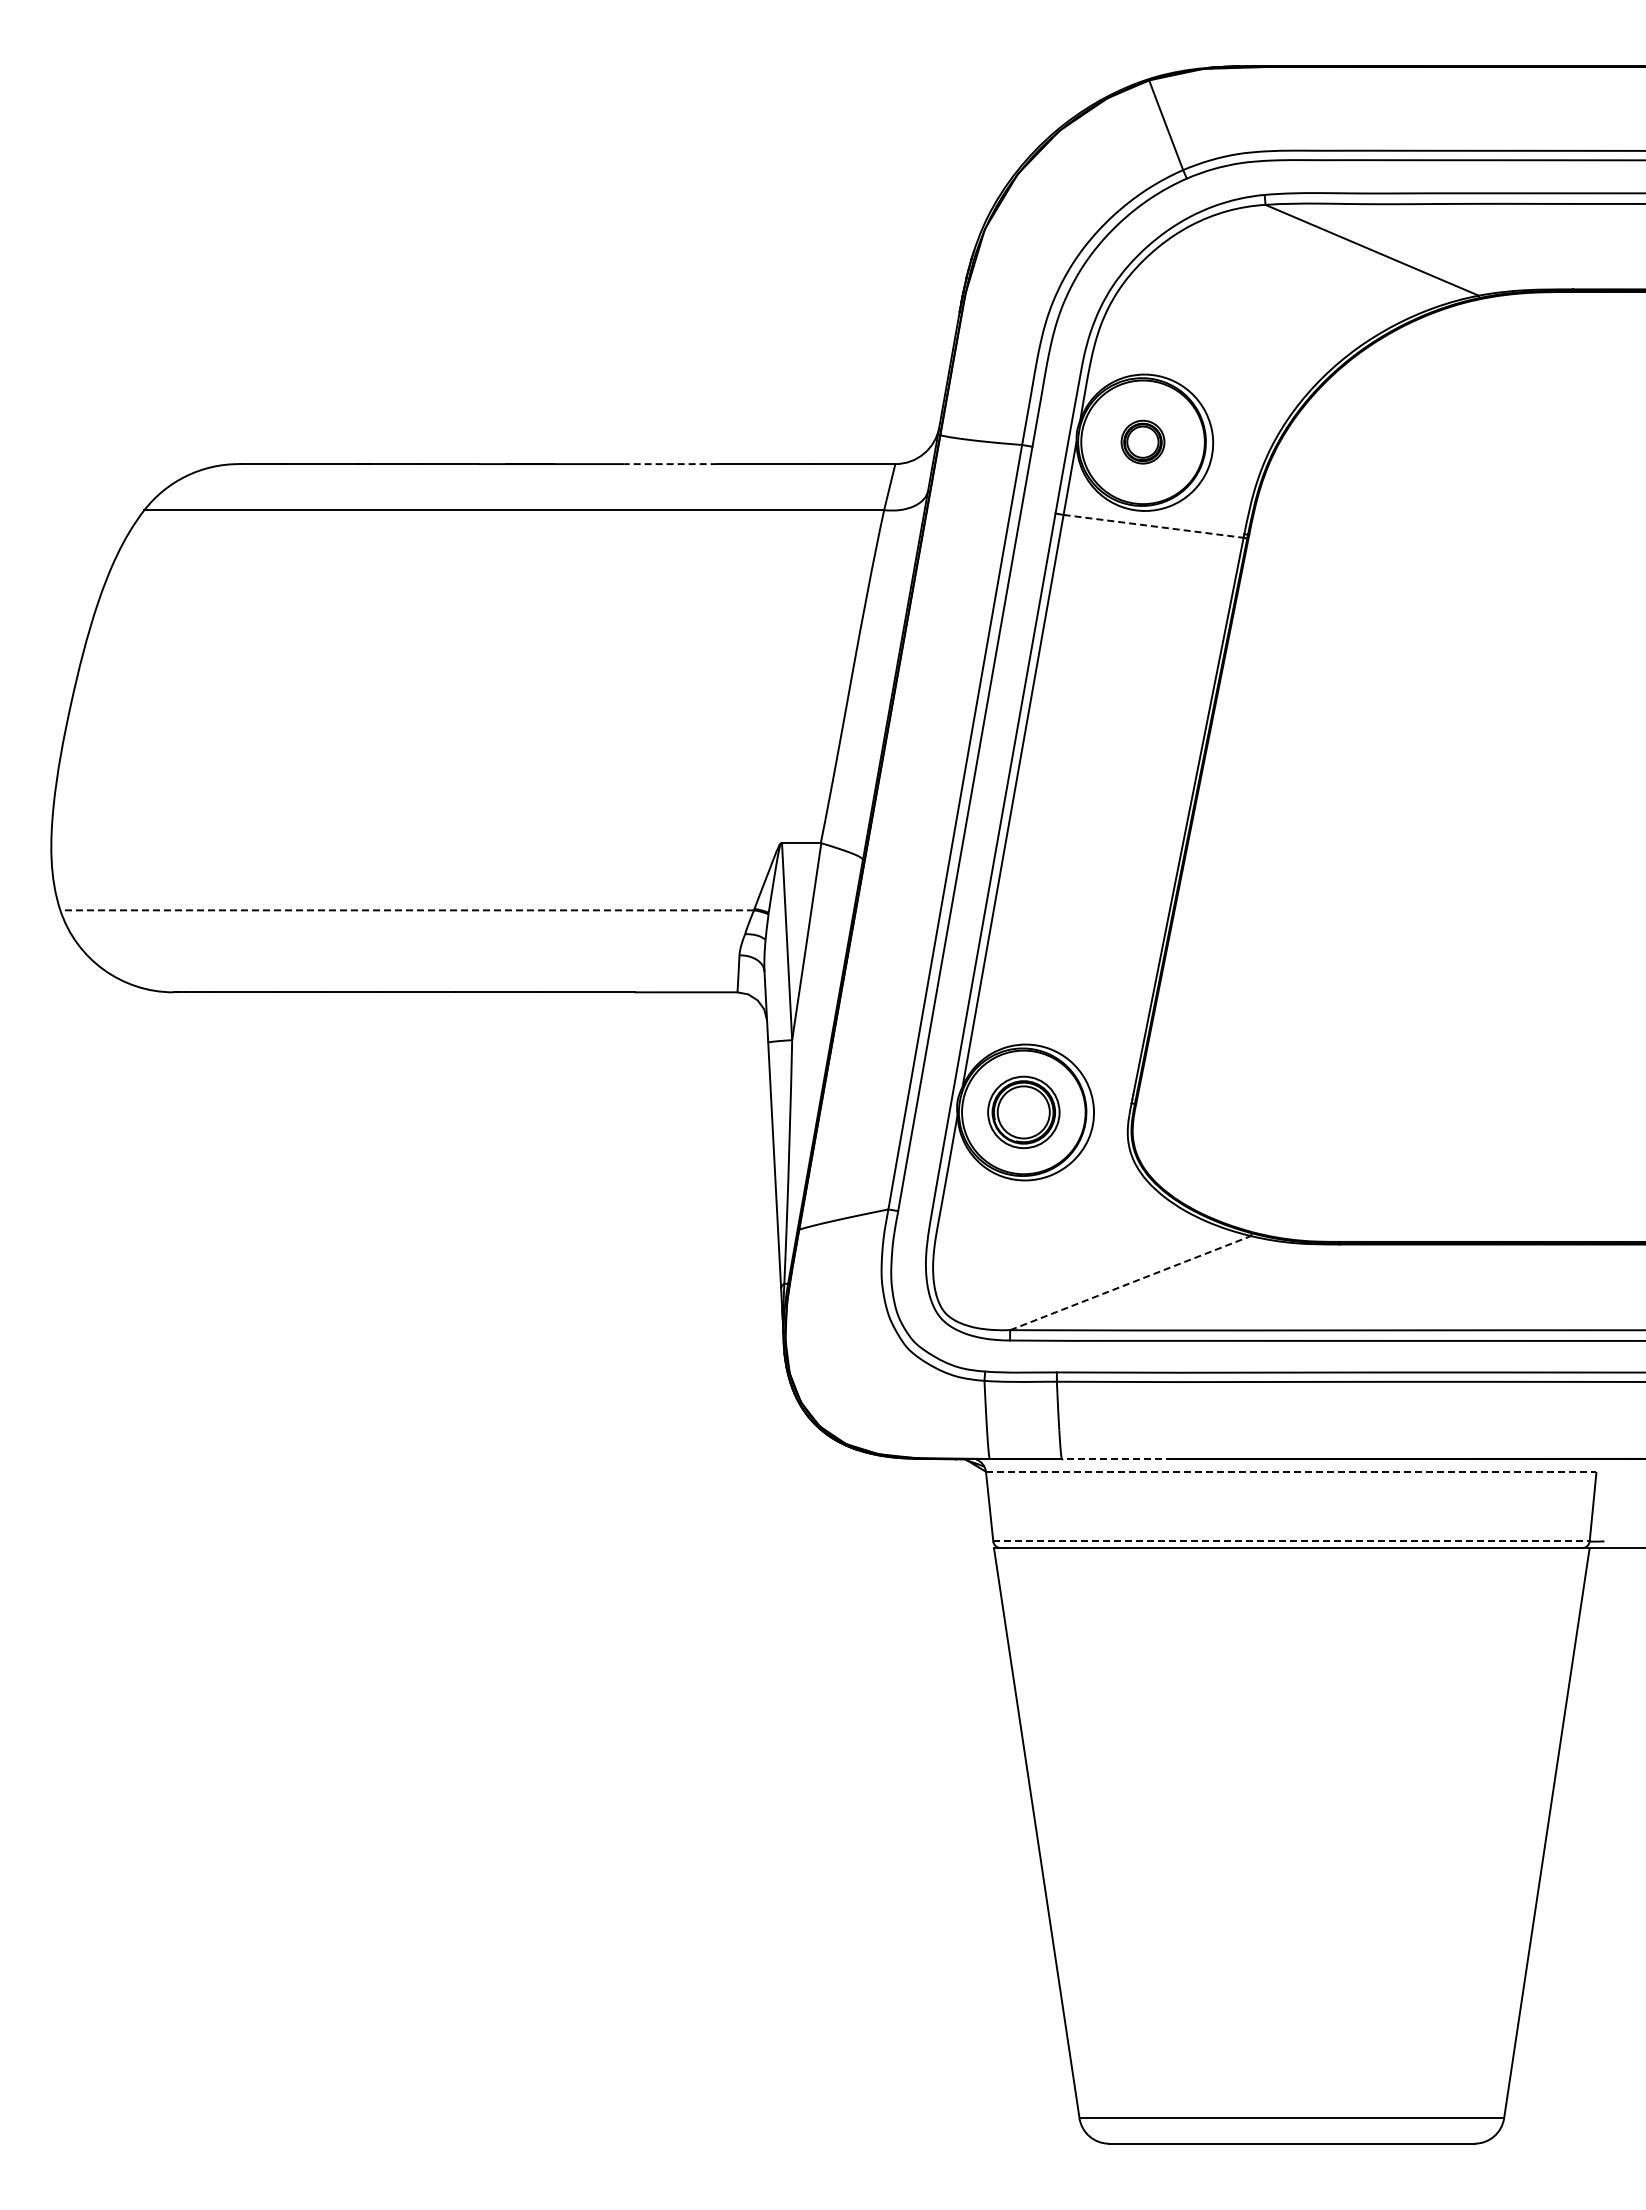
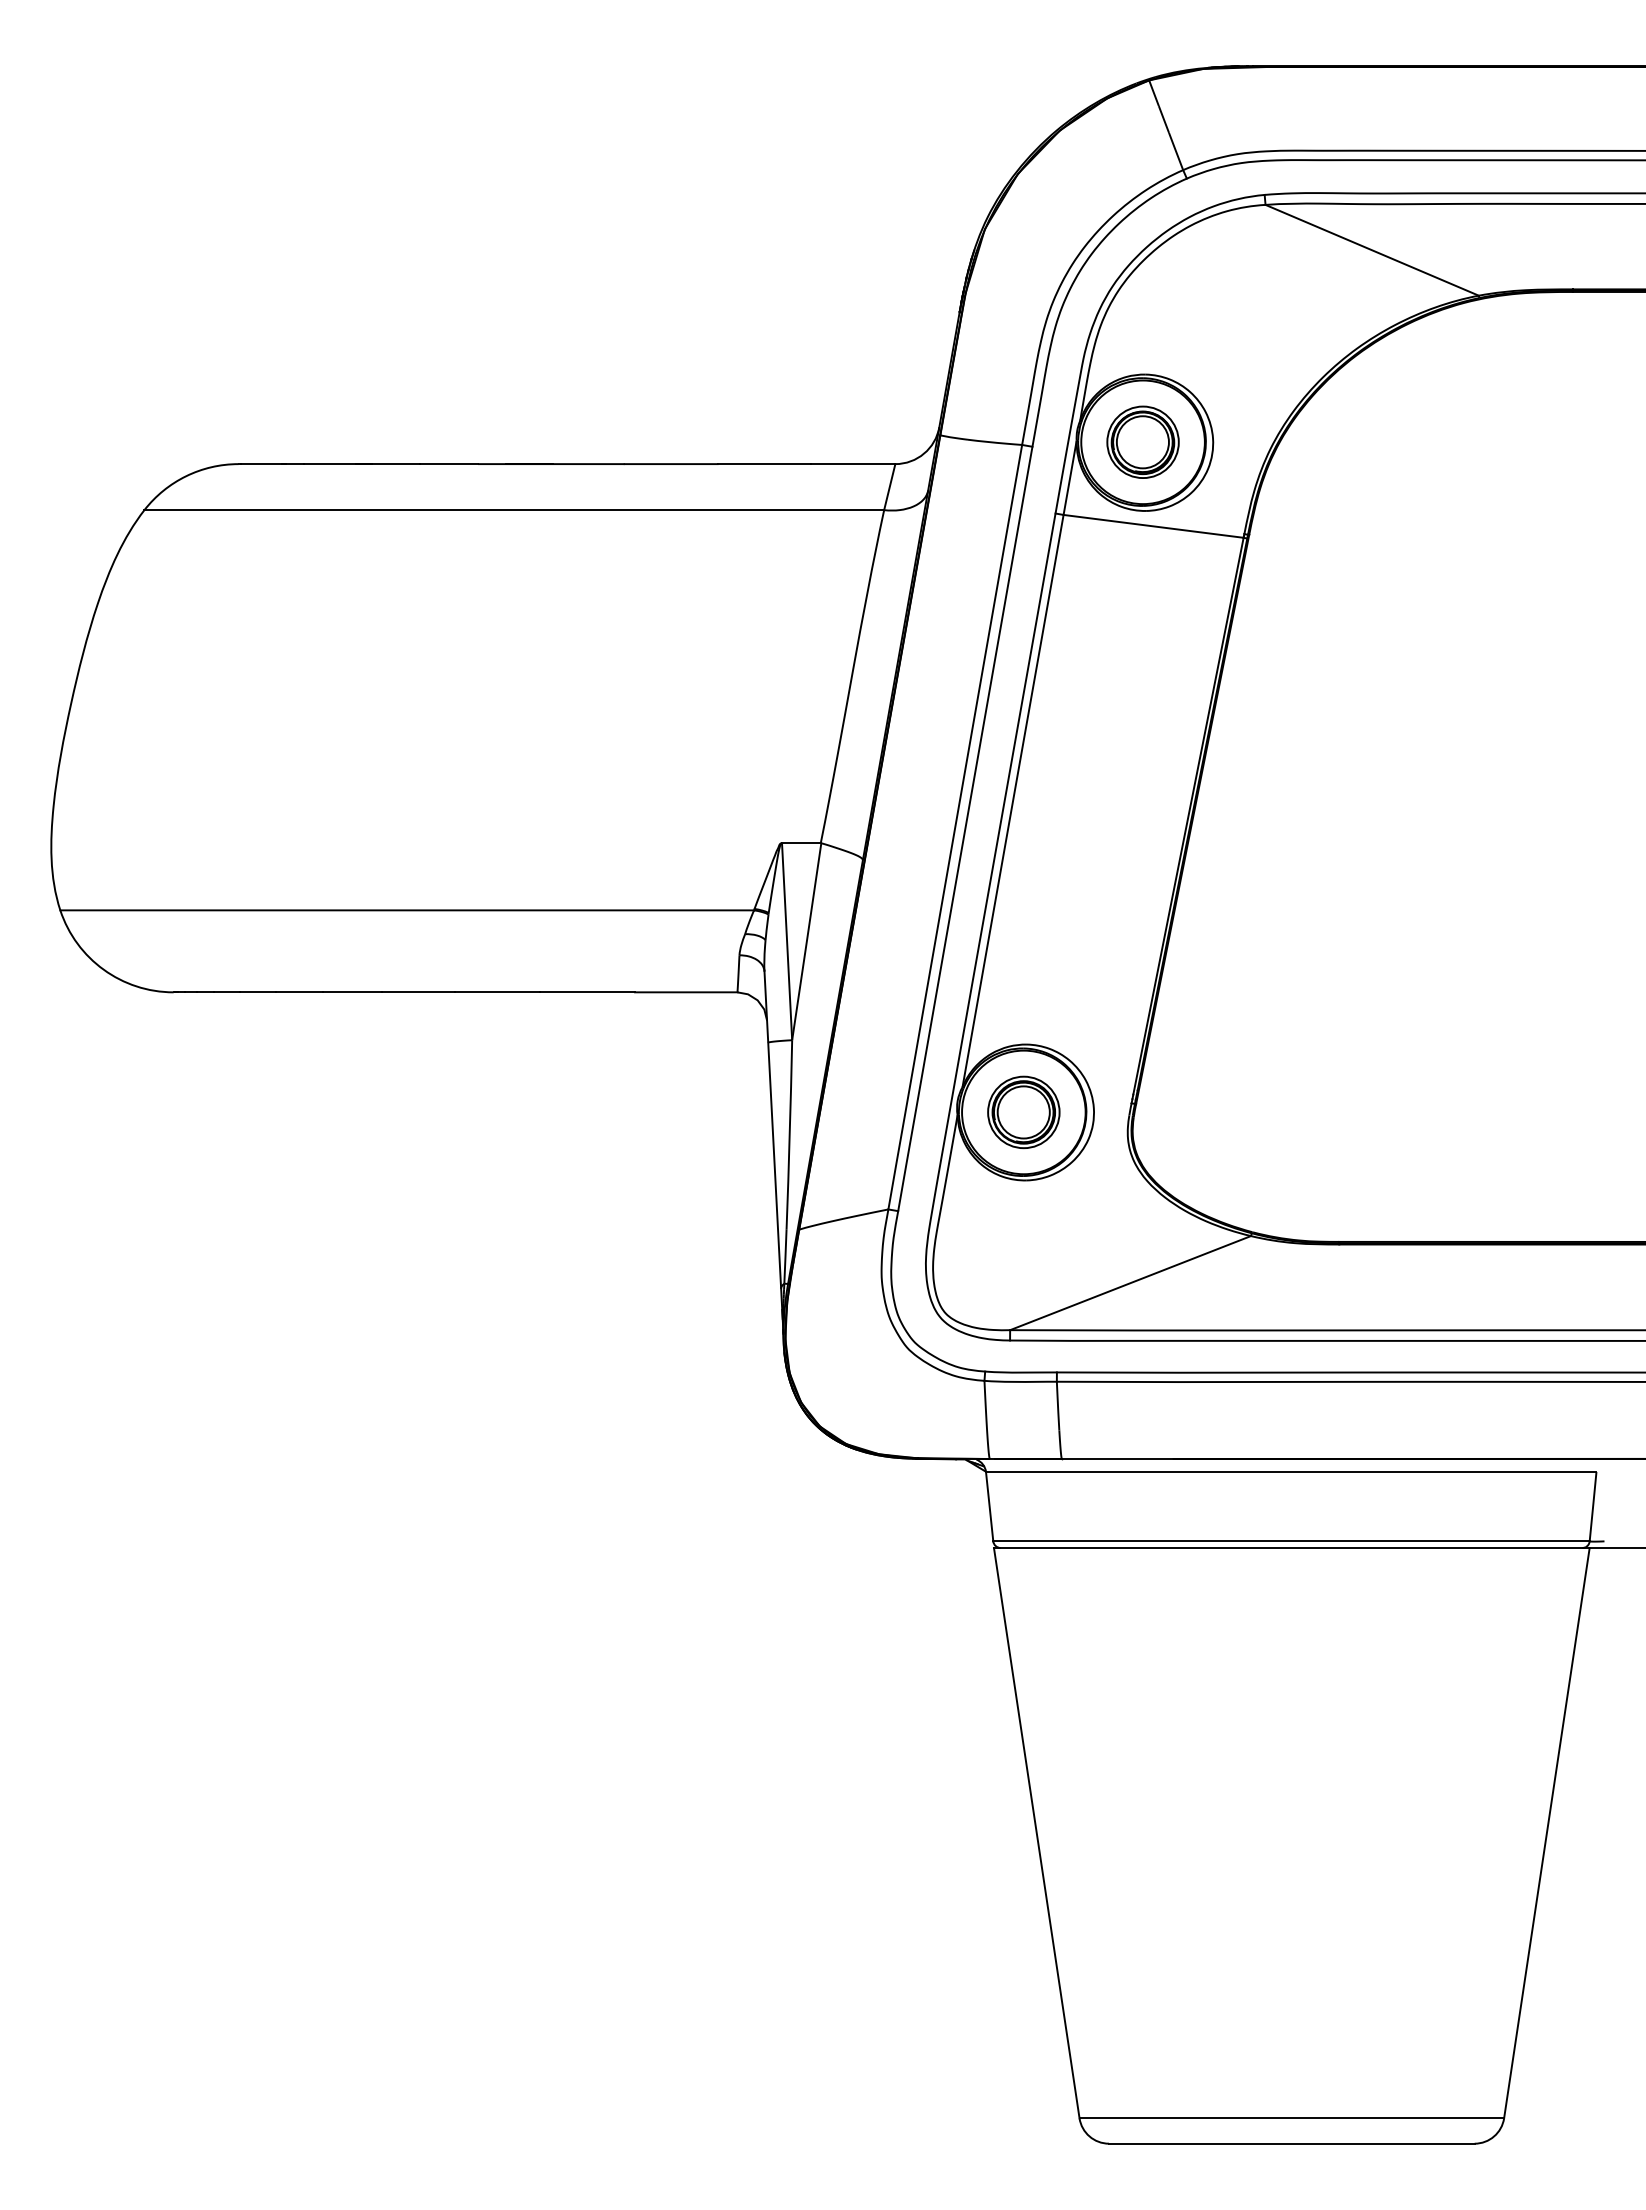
part size: 46x46 px -> 74x74 px (1142, 441)
line: dashed -> solid (670, 464)
line: dashed -> solid (1153, 526)
line: dashed -> solid (407, 910)
line: dashed -> solid (1131, 1282)
line: dashed -> solid (1116, 1459)
line: dashed -> solid (1291, 1472)
line: dashed -> solid (1291, 1541)
